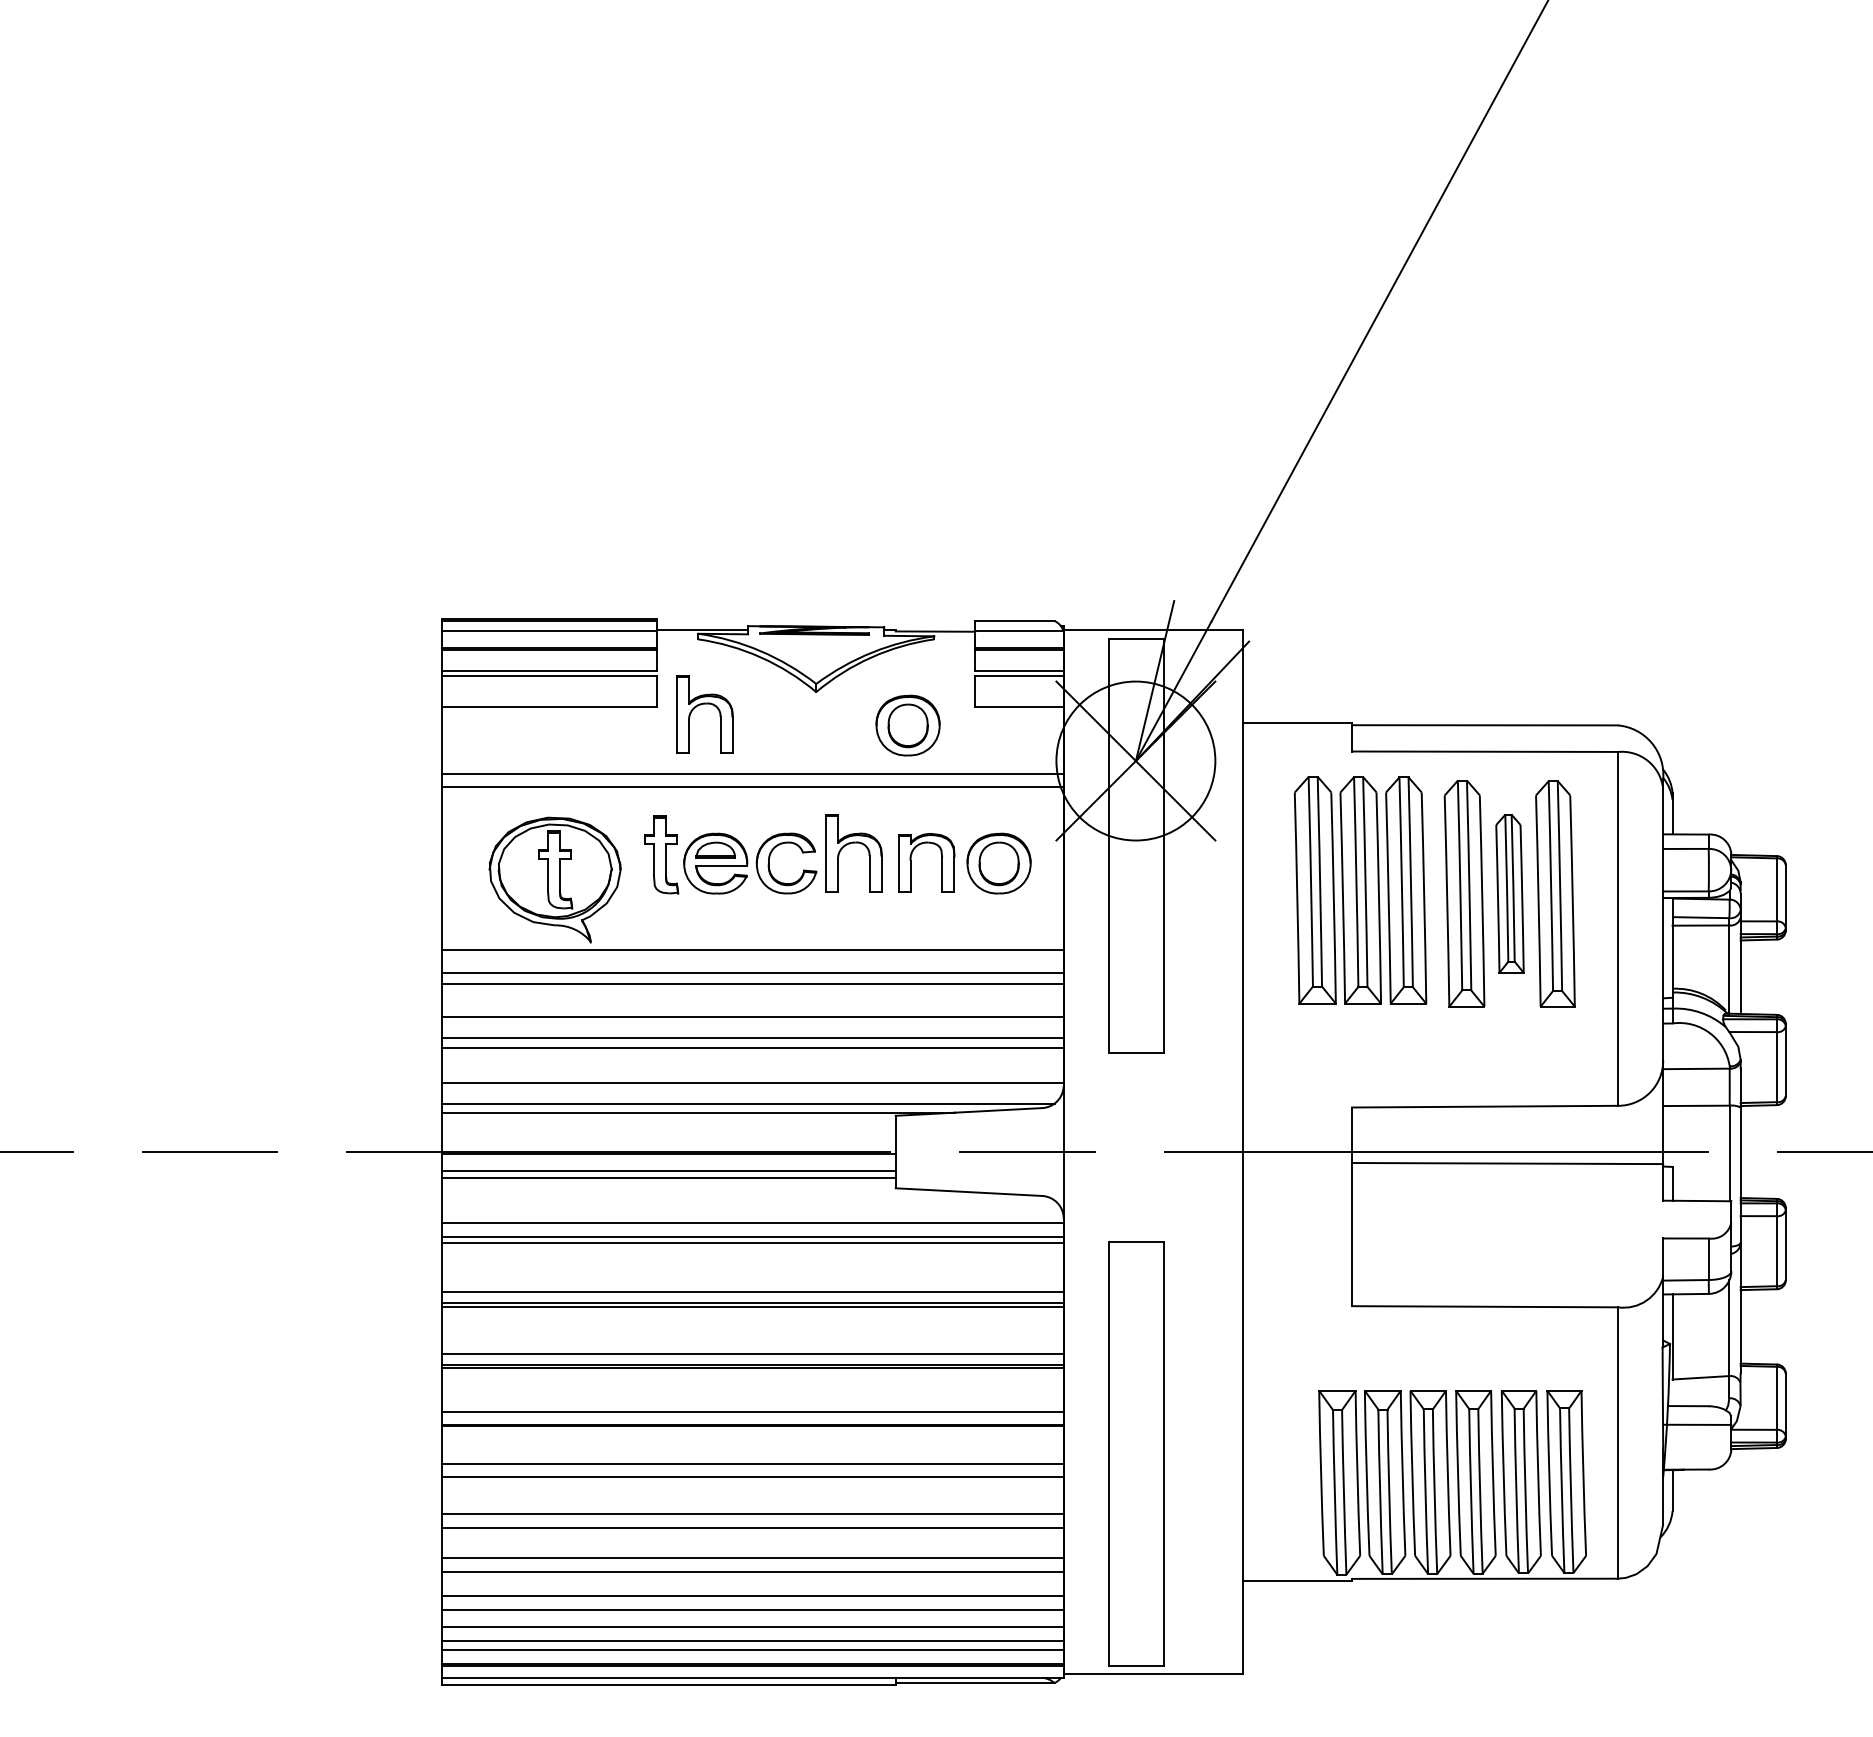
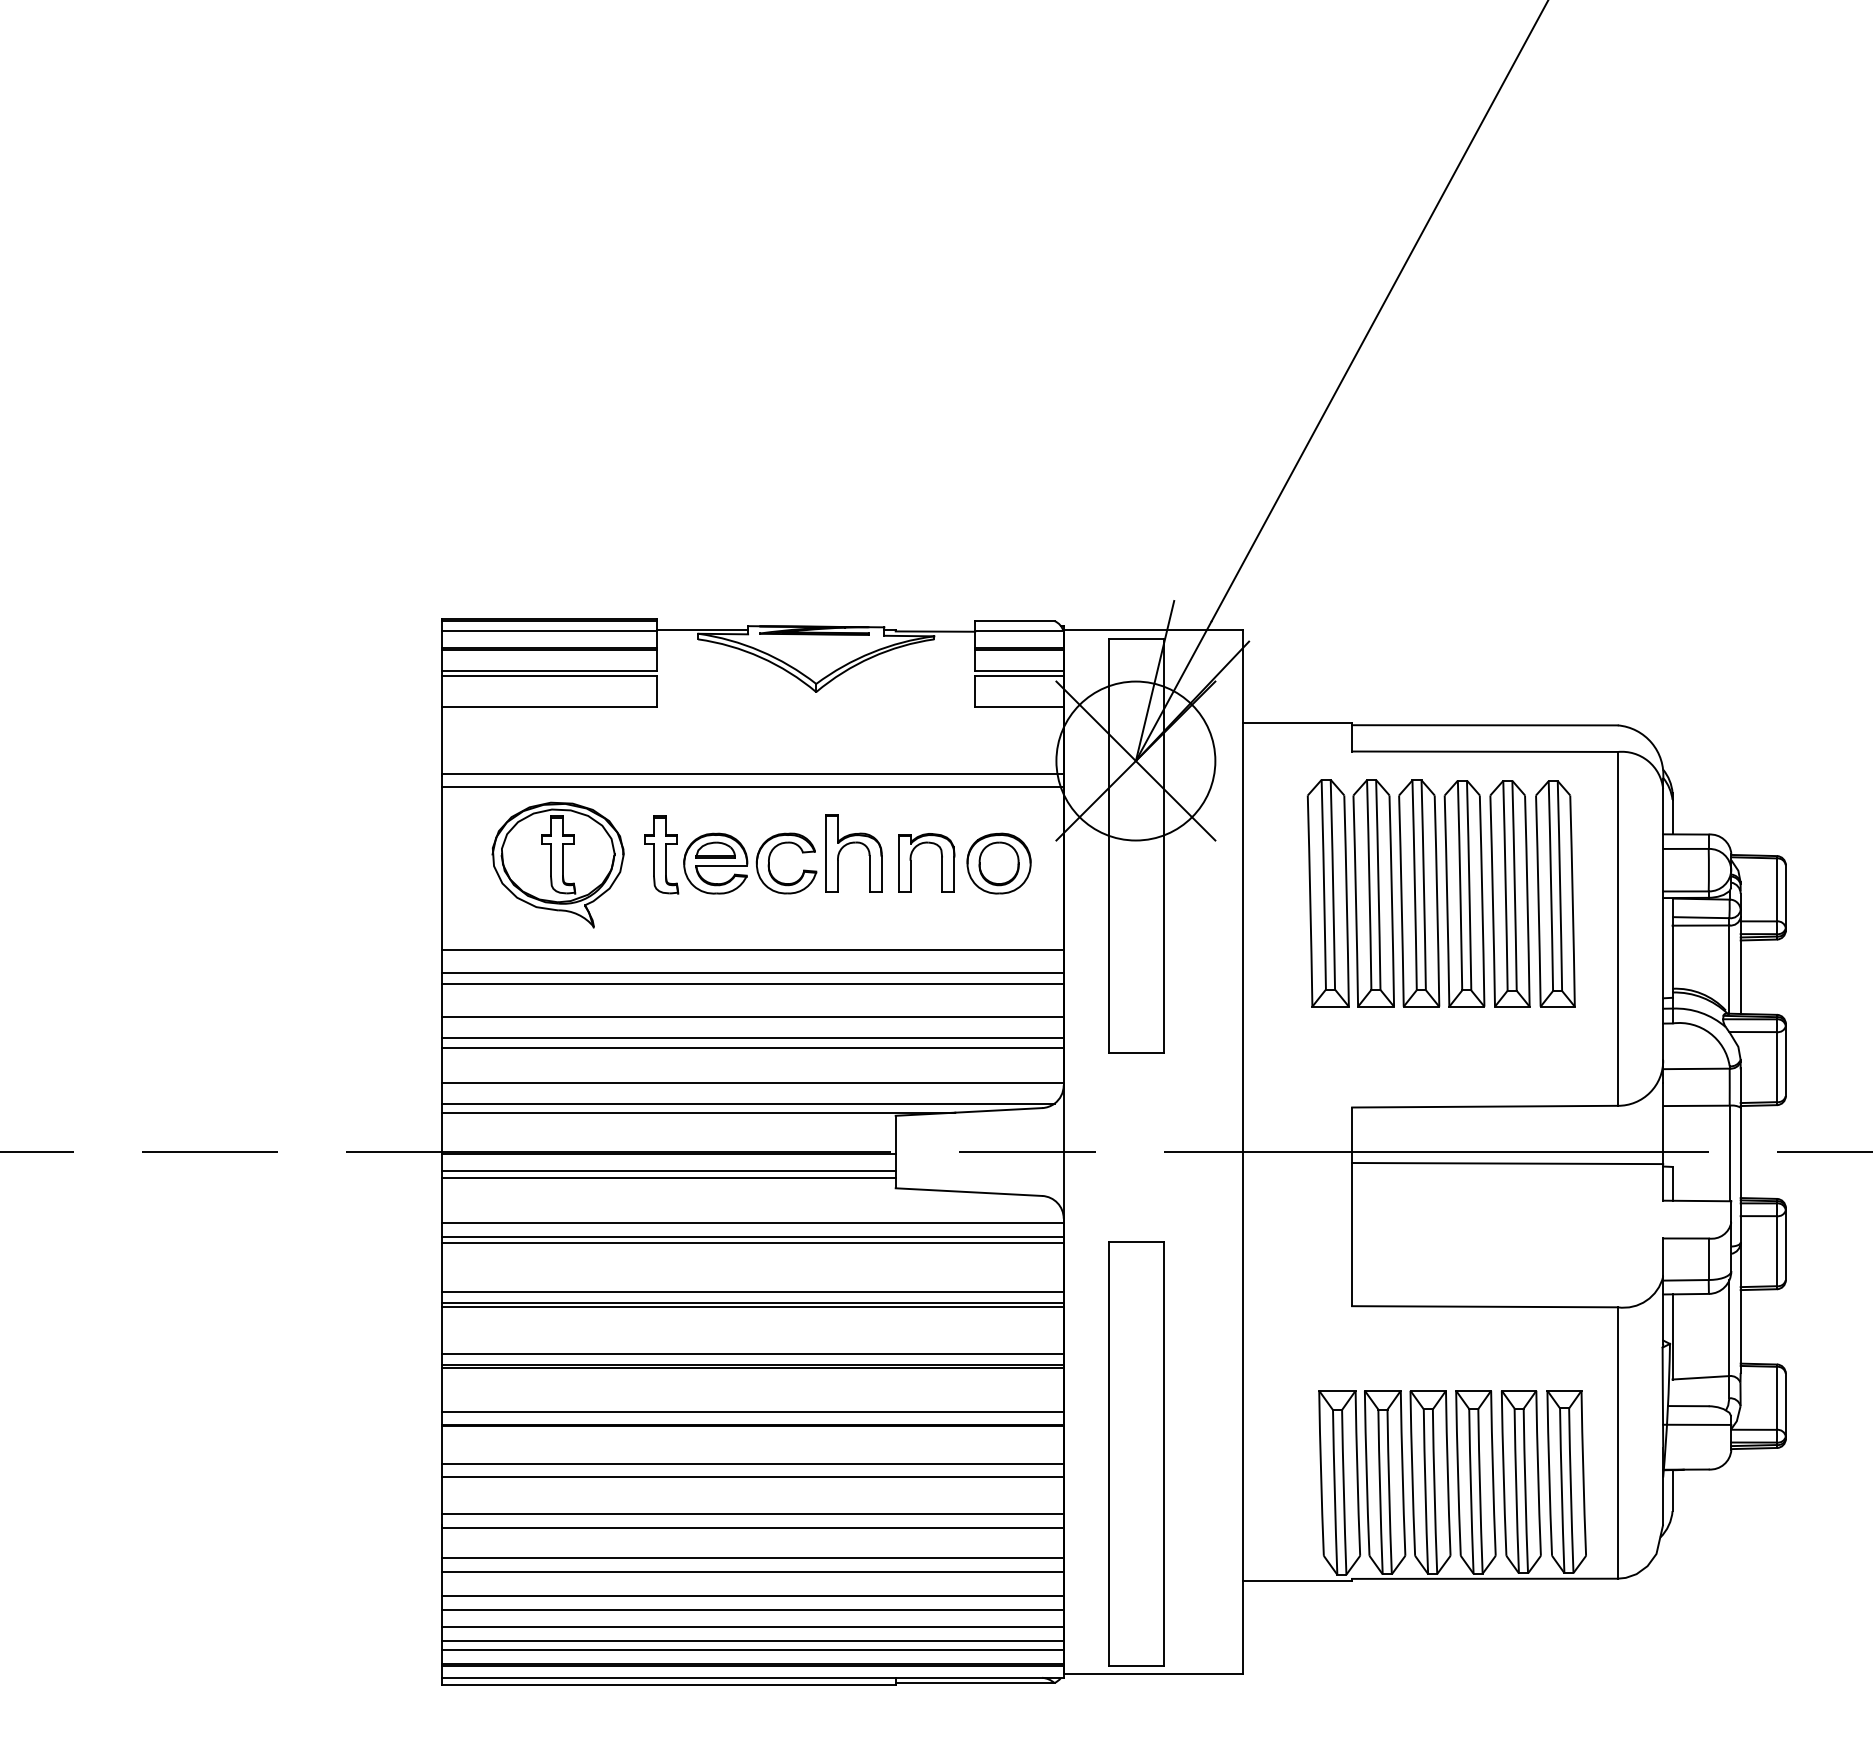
part: present -> none (700, 705)
part: present -> none (907, 725)
part position: (554, 879) -> (557, 864) (557, 864)
part position: (1360, 890) -> (1373, 893) (1373, 893)
part size: 30x160 px -> 42x228 px (1509, 893)
